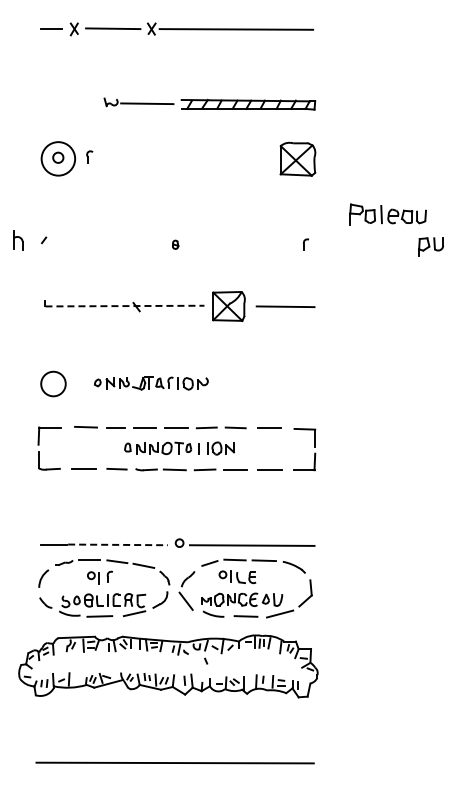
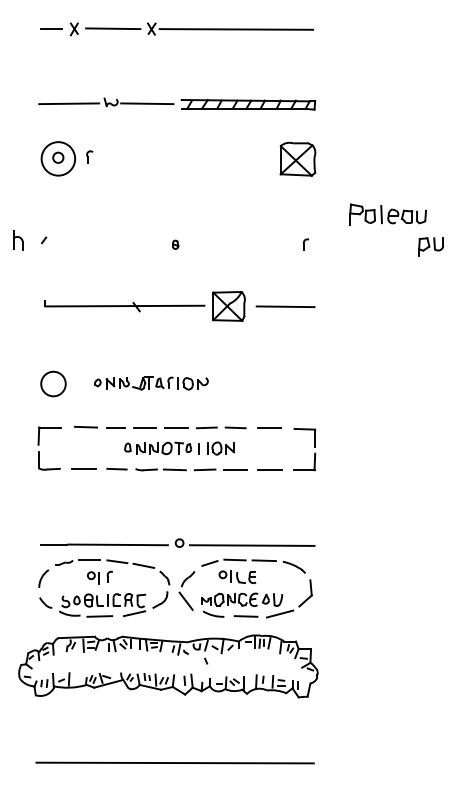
line: none -> present (69, 103)
line: dashed -> solid (125, 306)
line: dashed -> solid (118, 544)
